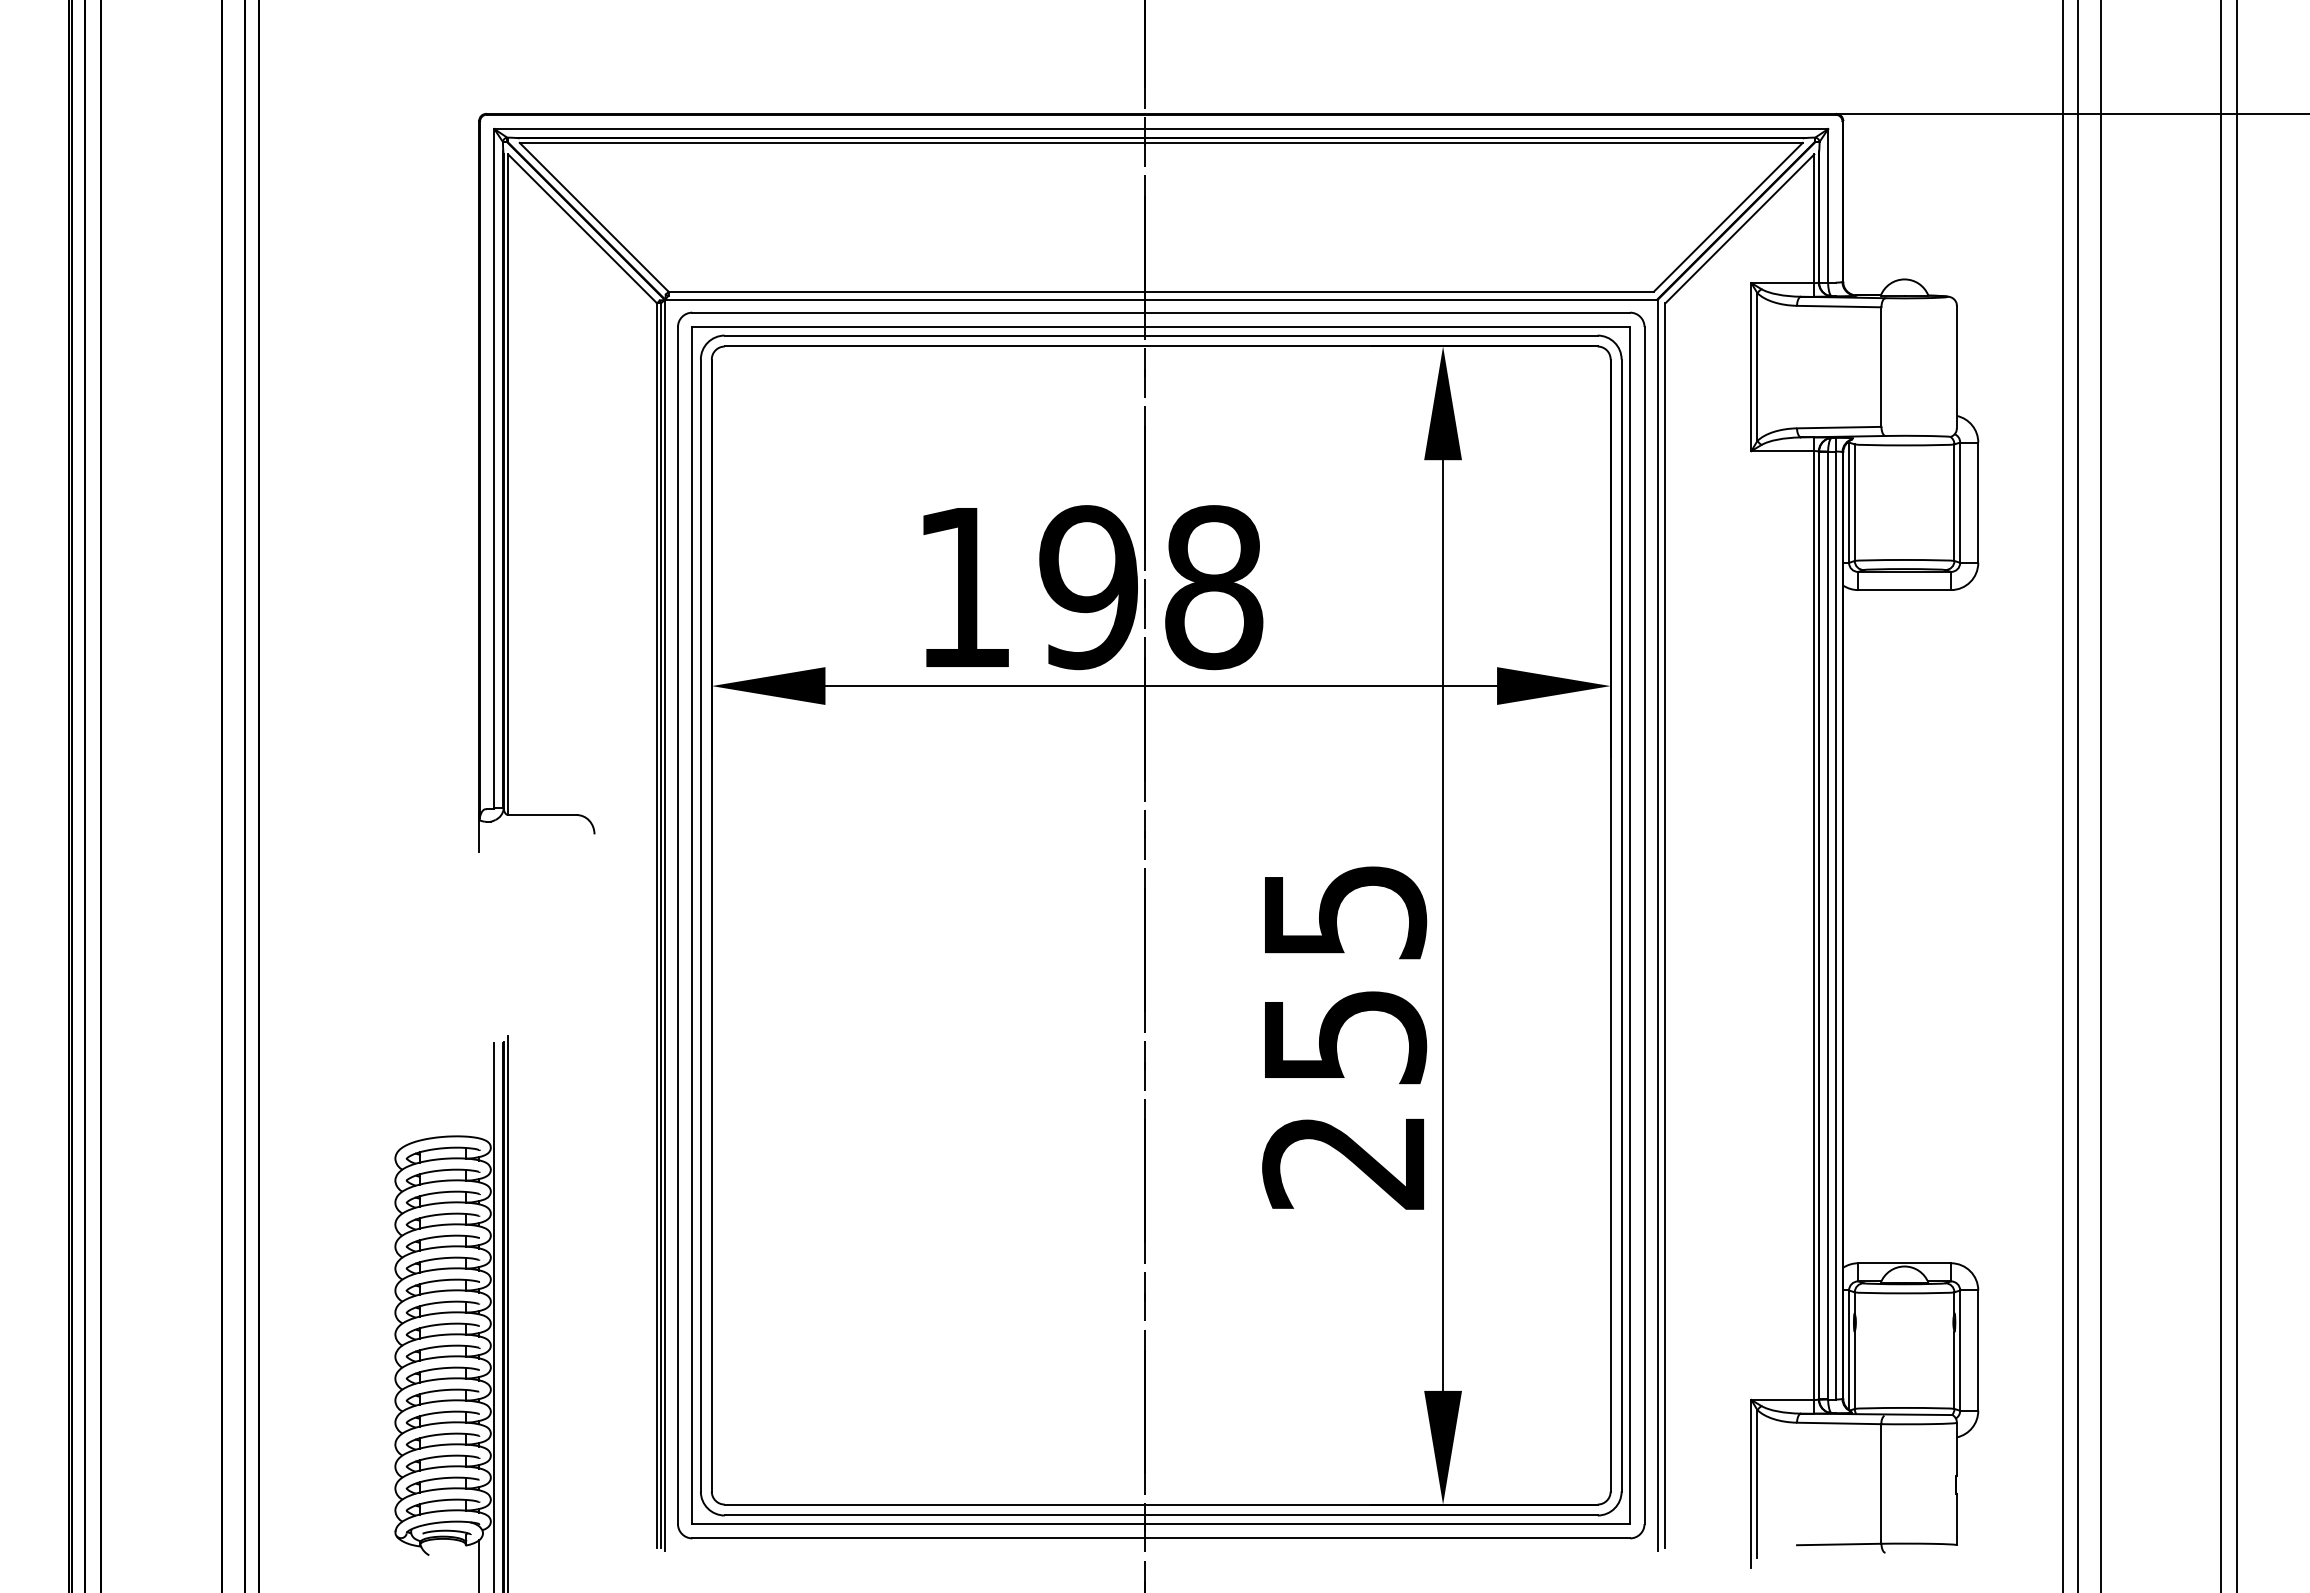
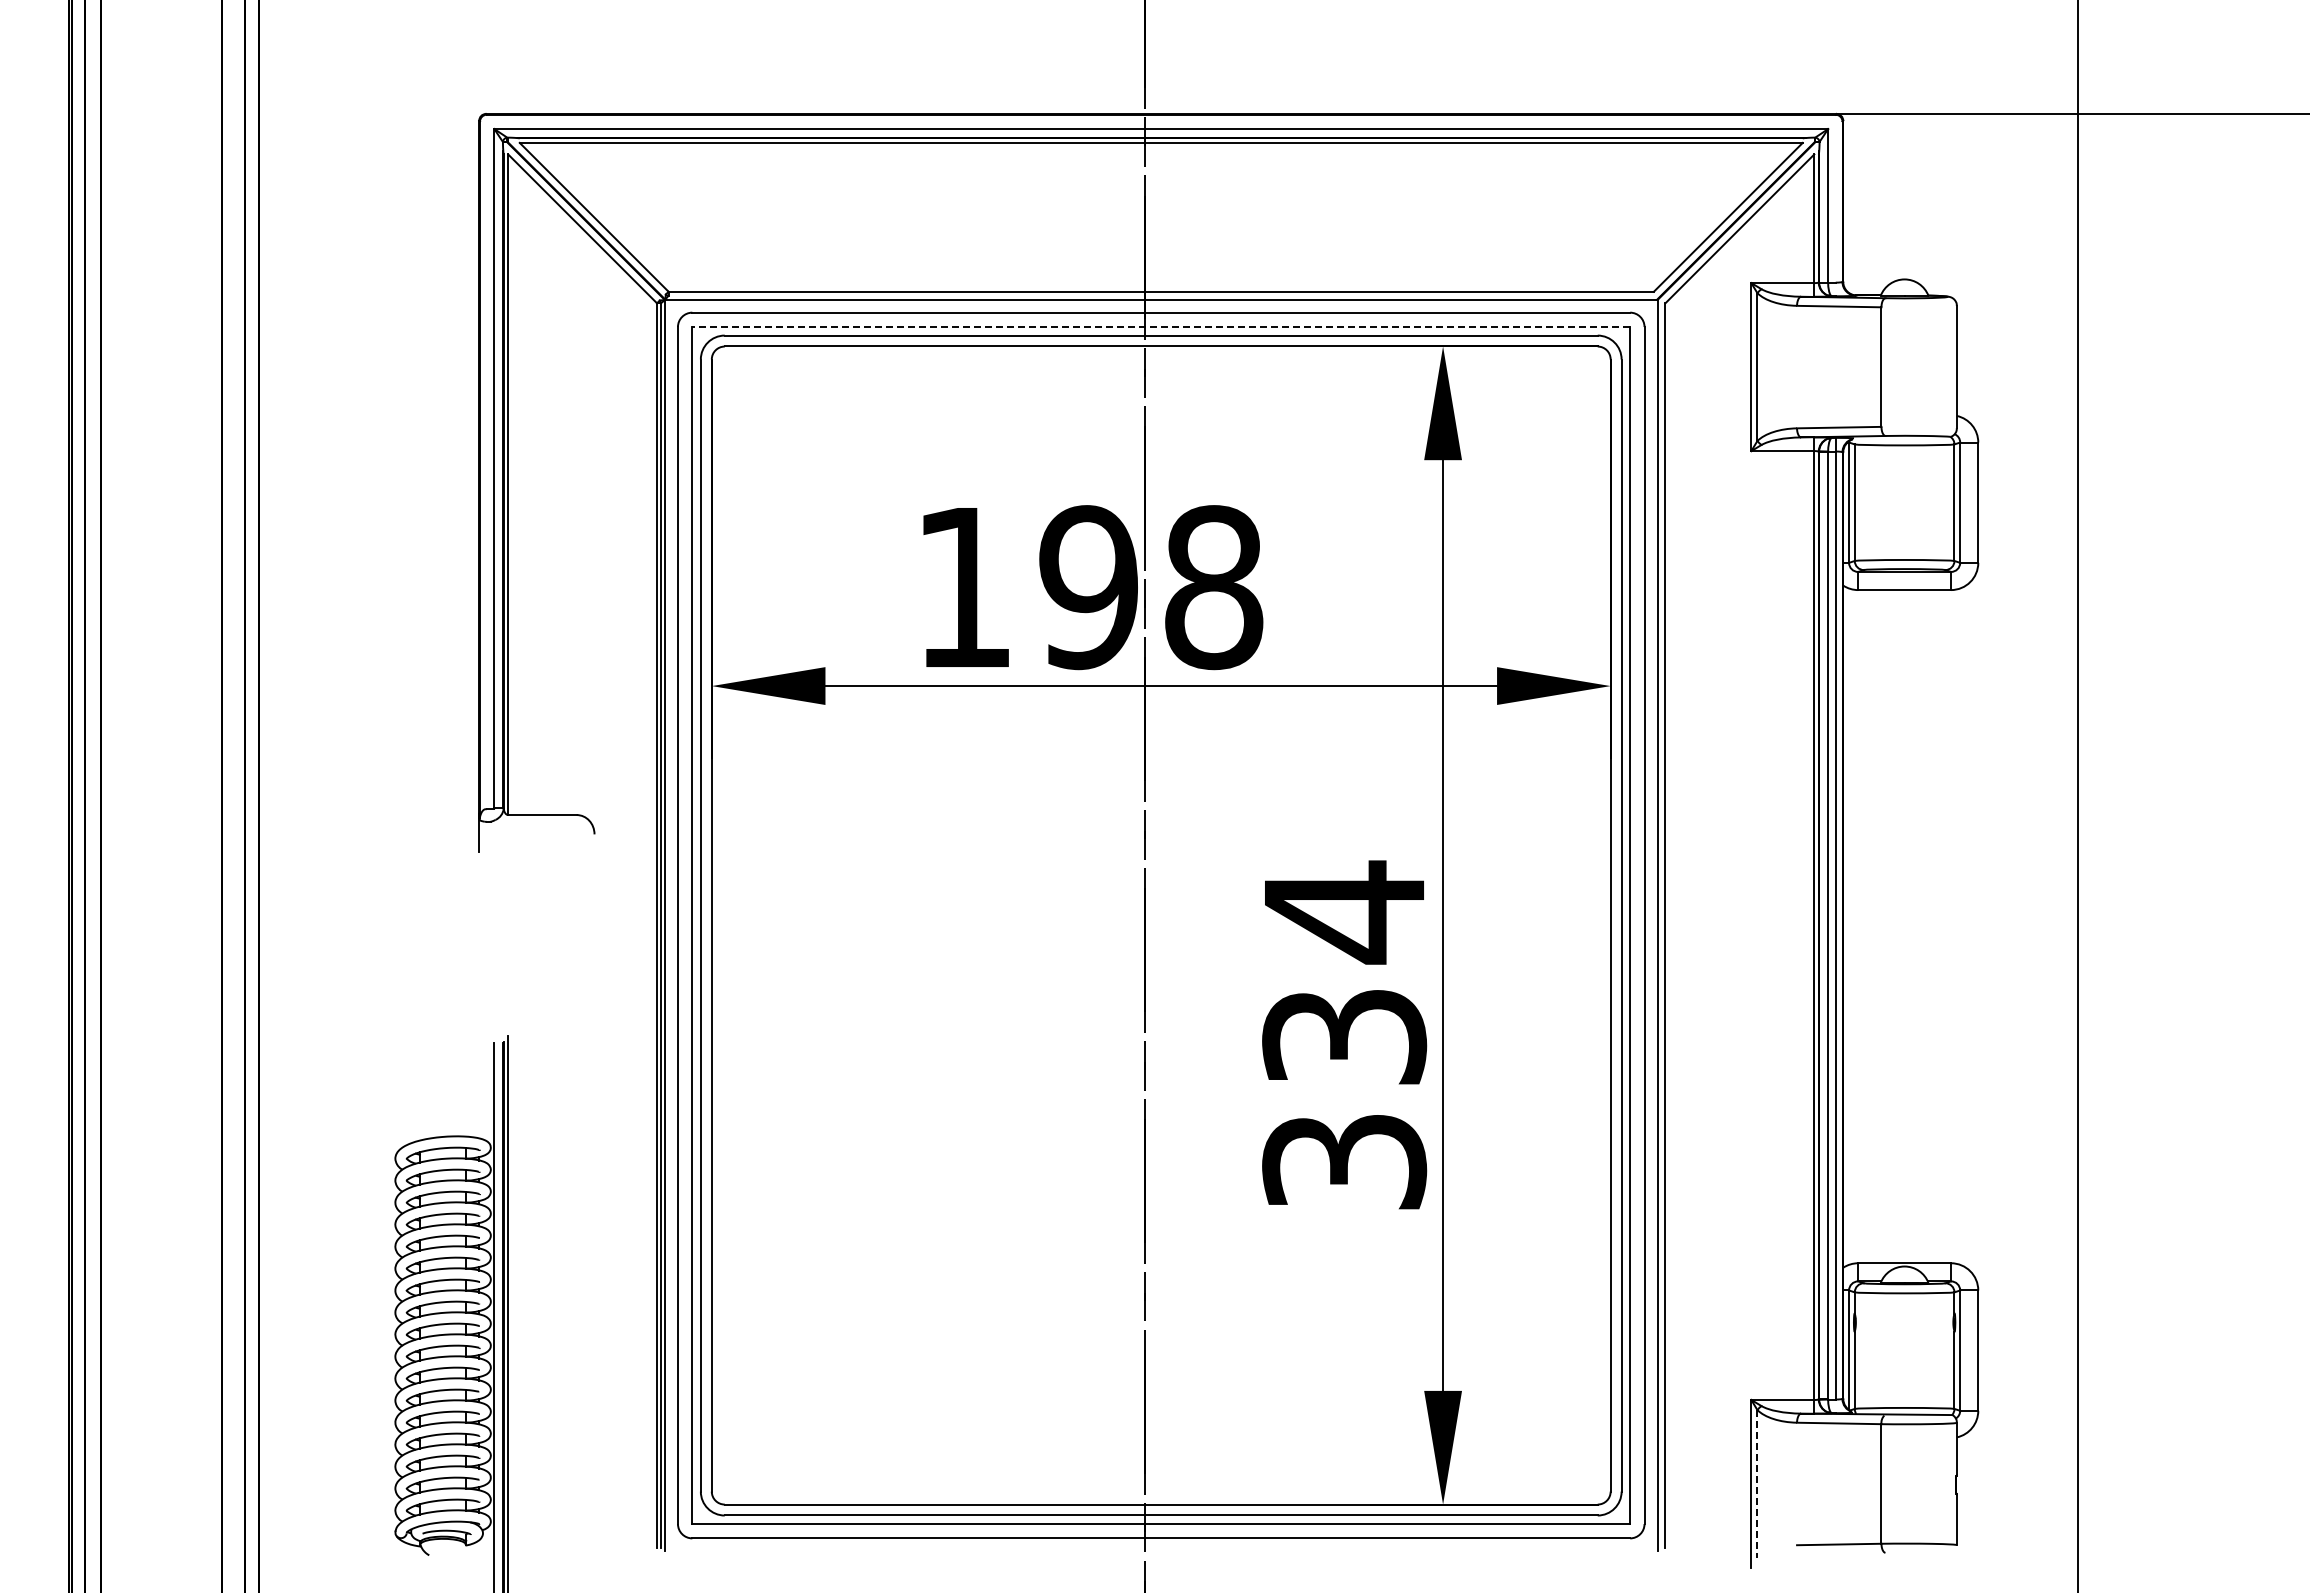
line: solid -> dashed (1161, 327)
line: present -> none (2063, 795)
line: present -> none (2100, 795)
line: present -> none (2221, 795)
line: present -> none (2237, 795)
text: 255 -> 334 (1344, 1034)
line: solid -> dashed (1757, 1483)
line: present -> none (479, 1564)
